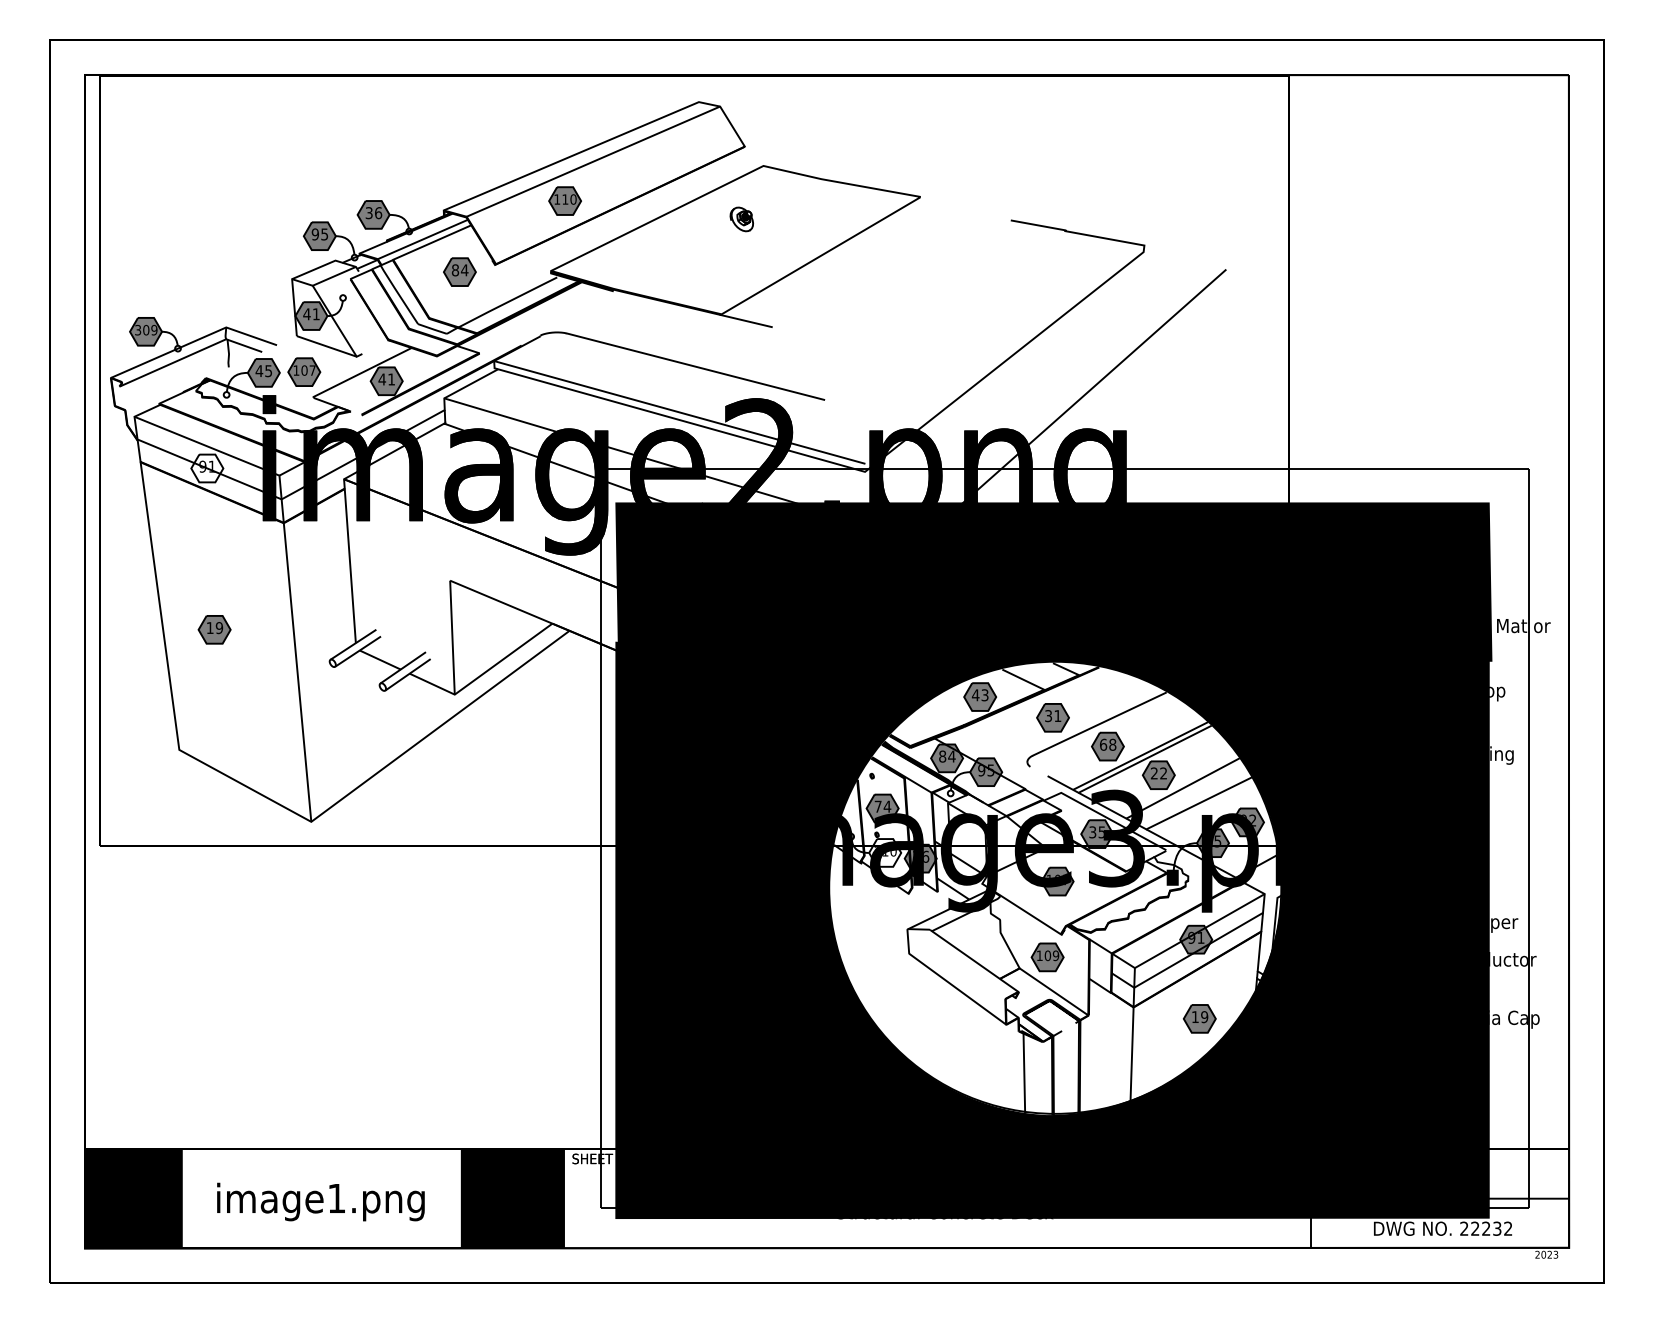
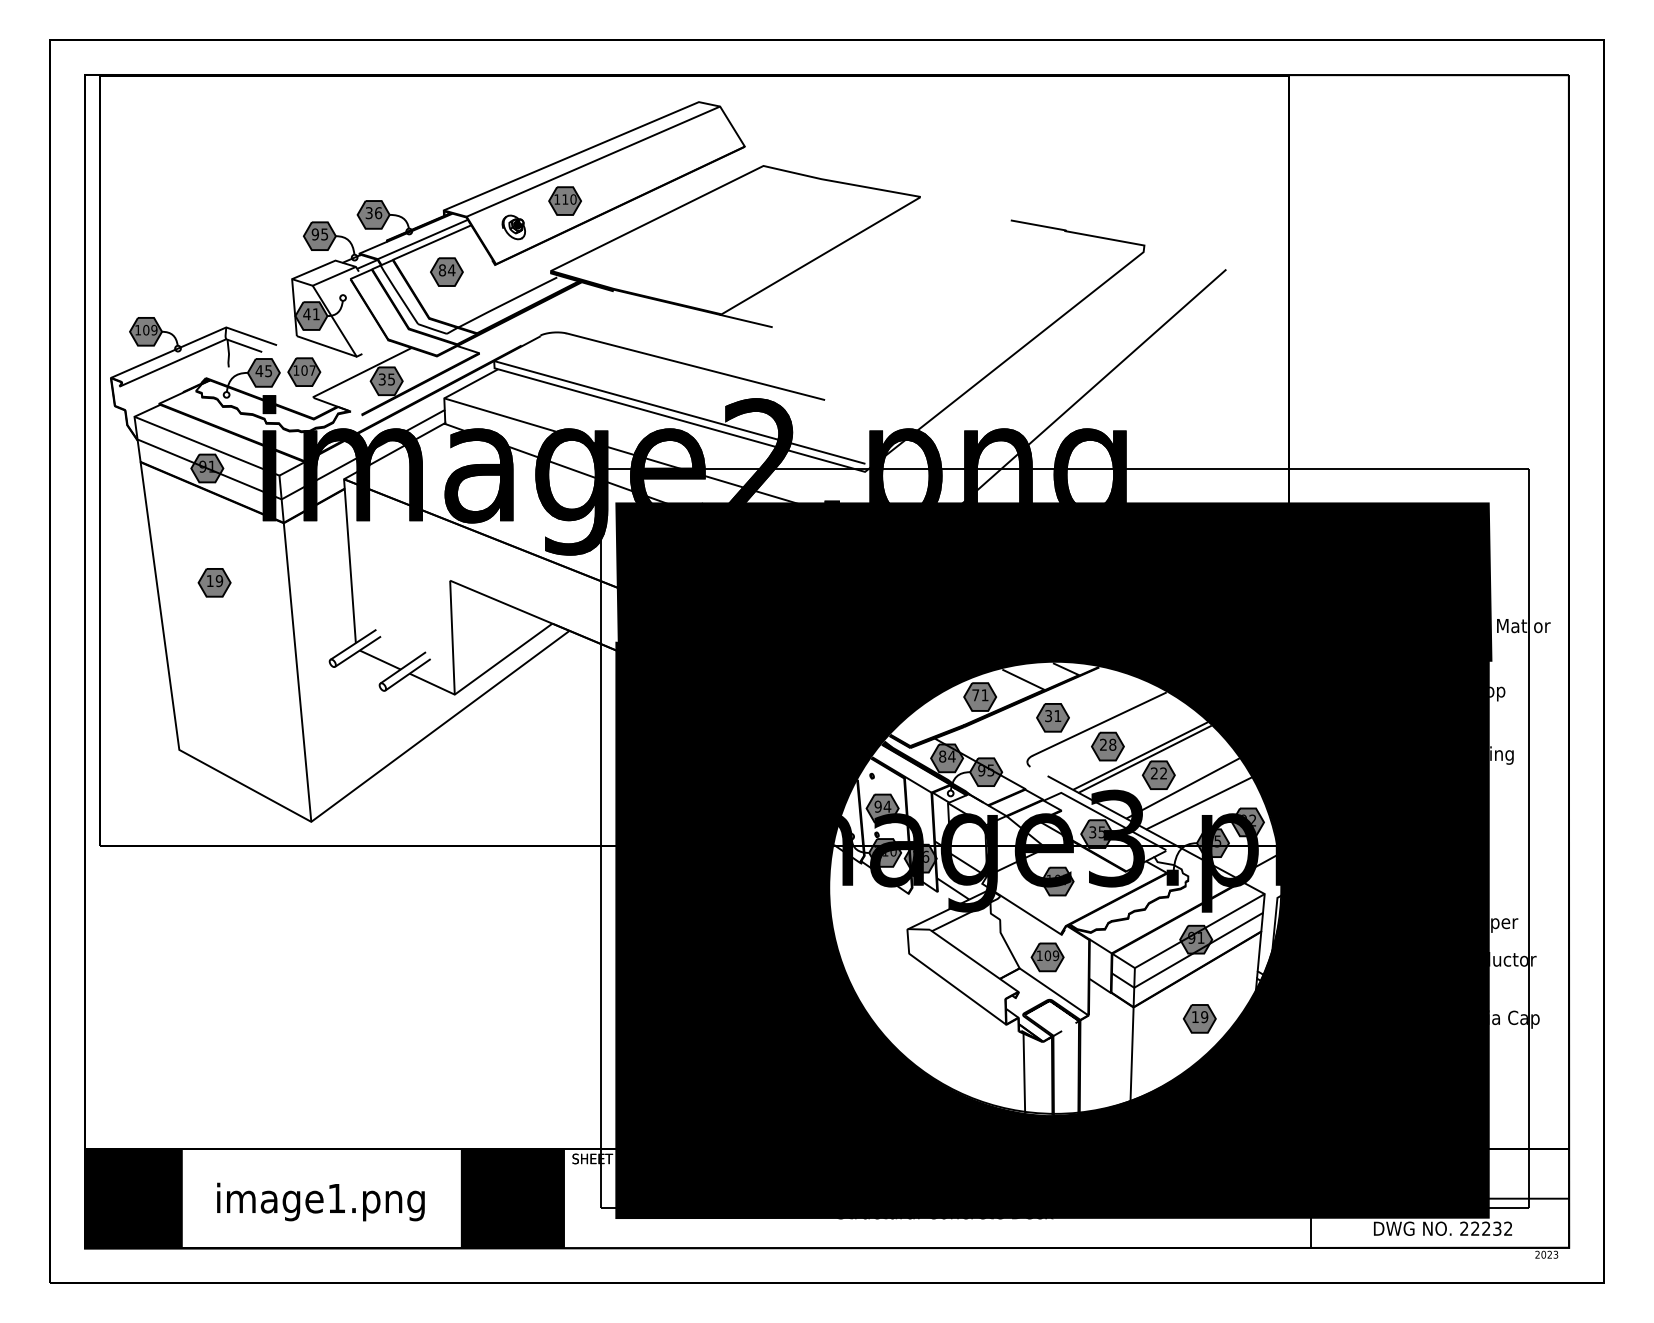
part position: (741, 219) -> (513, 227) (513, 227)
part position: (459, 271) -> (446, 271) (446, 271)
text: 309 -> 109 (138, 330)
text: 41 -> 35 (386, 379)
fill: none -> present (207, 468)
part position: (214, 629) -> (214, 582) (214, 582)
text: 43 -> 71 (980, 695)
text: 68 -> 28 (1103, 744)
text: 74 -> 94 (877, 806)
fill: none -> present (885, 852)
